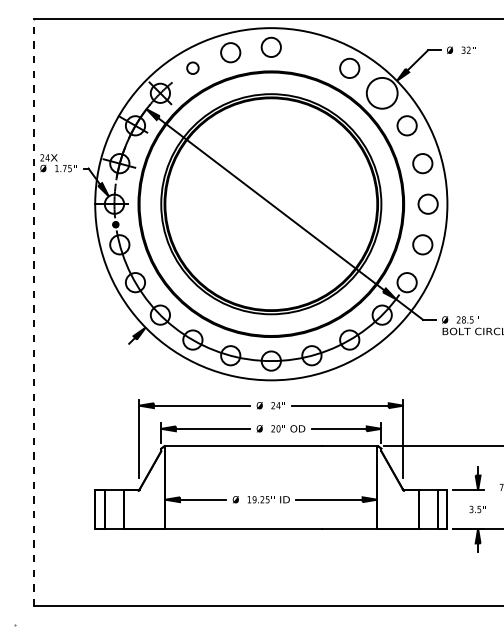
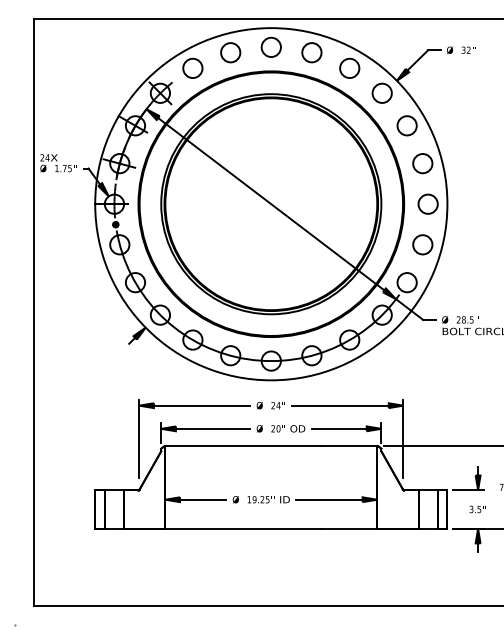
circle: none -> present (311, 52)
circle size: 14x14 px -> 22x22 px (192, 67)
circle diameter: 31 px -> 19 px (381, 92)
line: dashed -> solid (33, 312)
